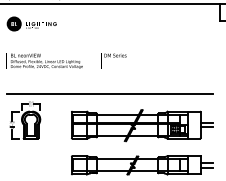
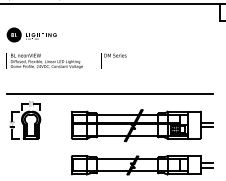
part position: (31, 23) -> (31, 34) (31, 34)
